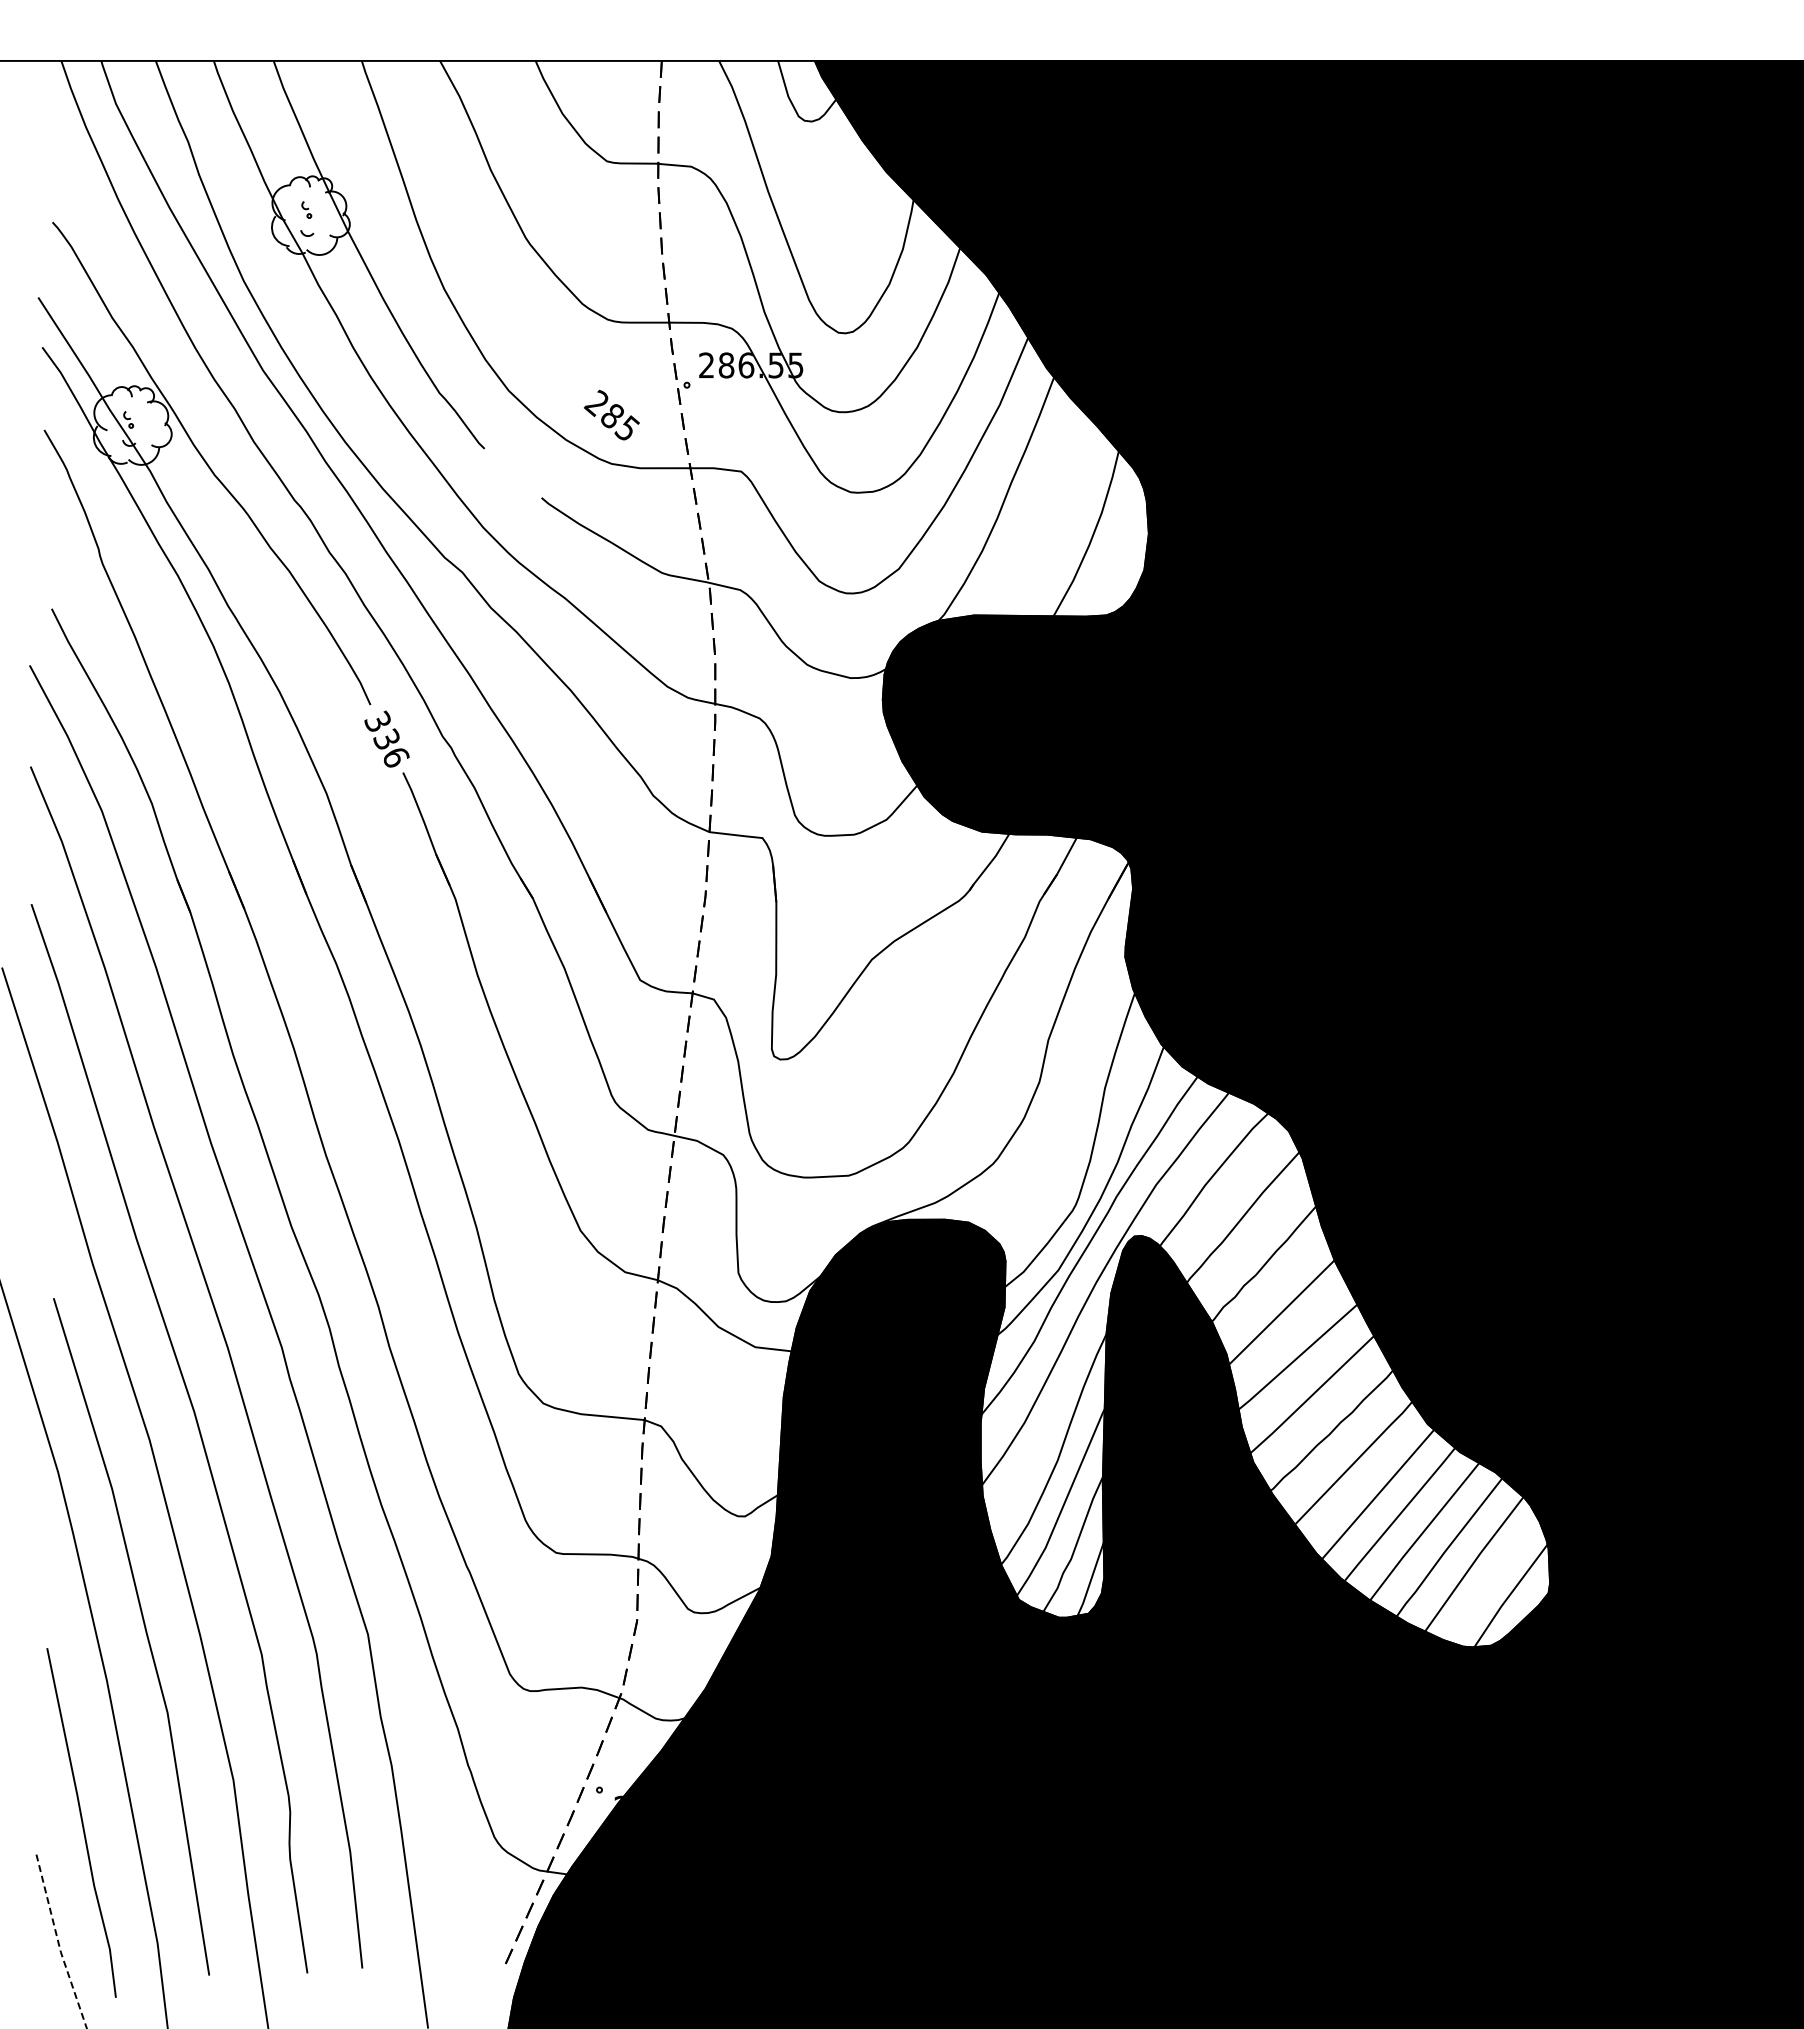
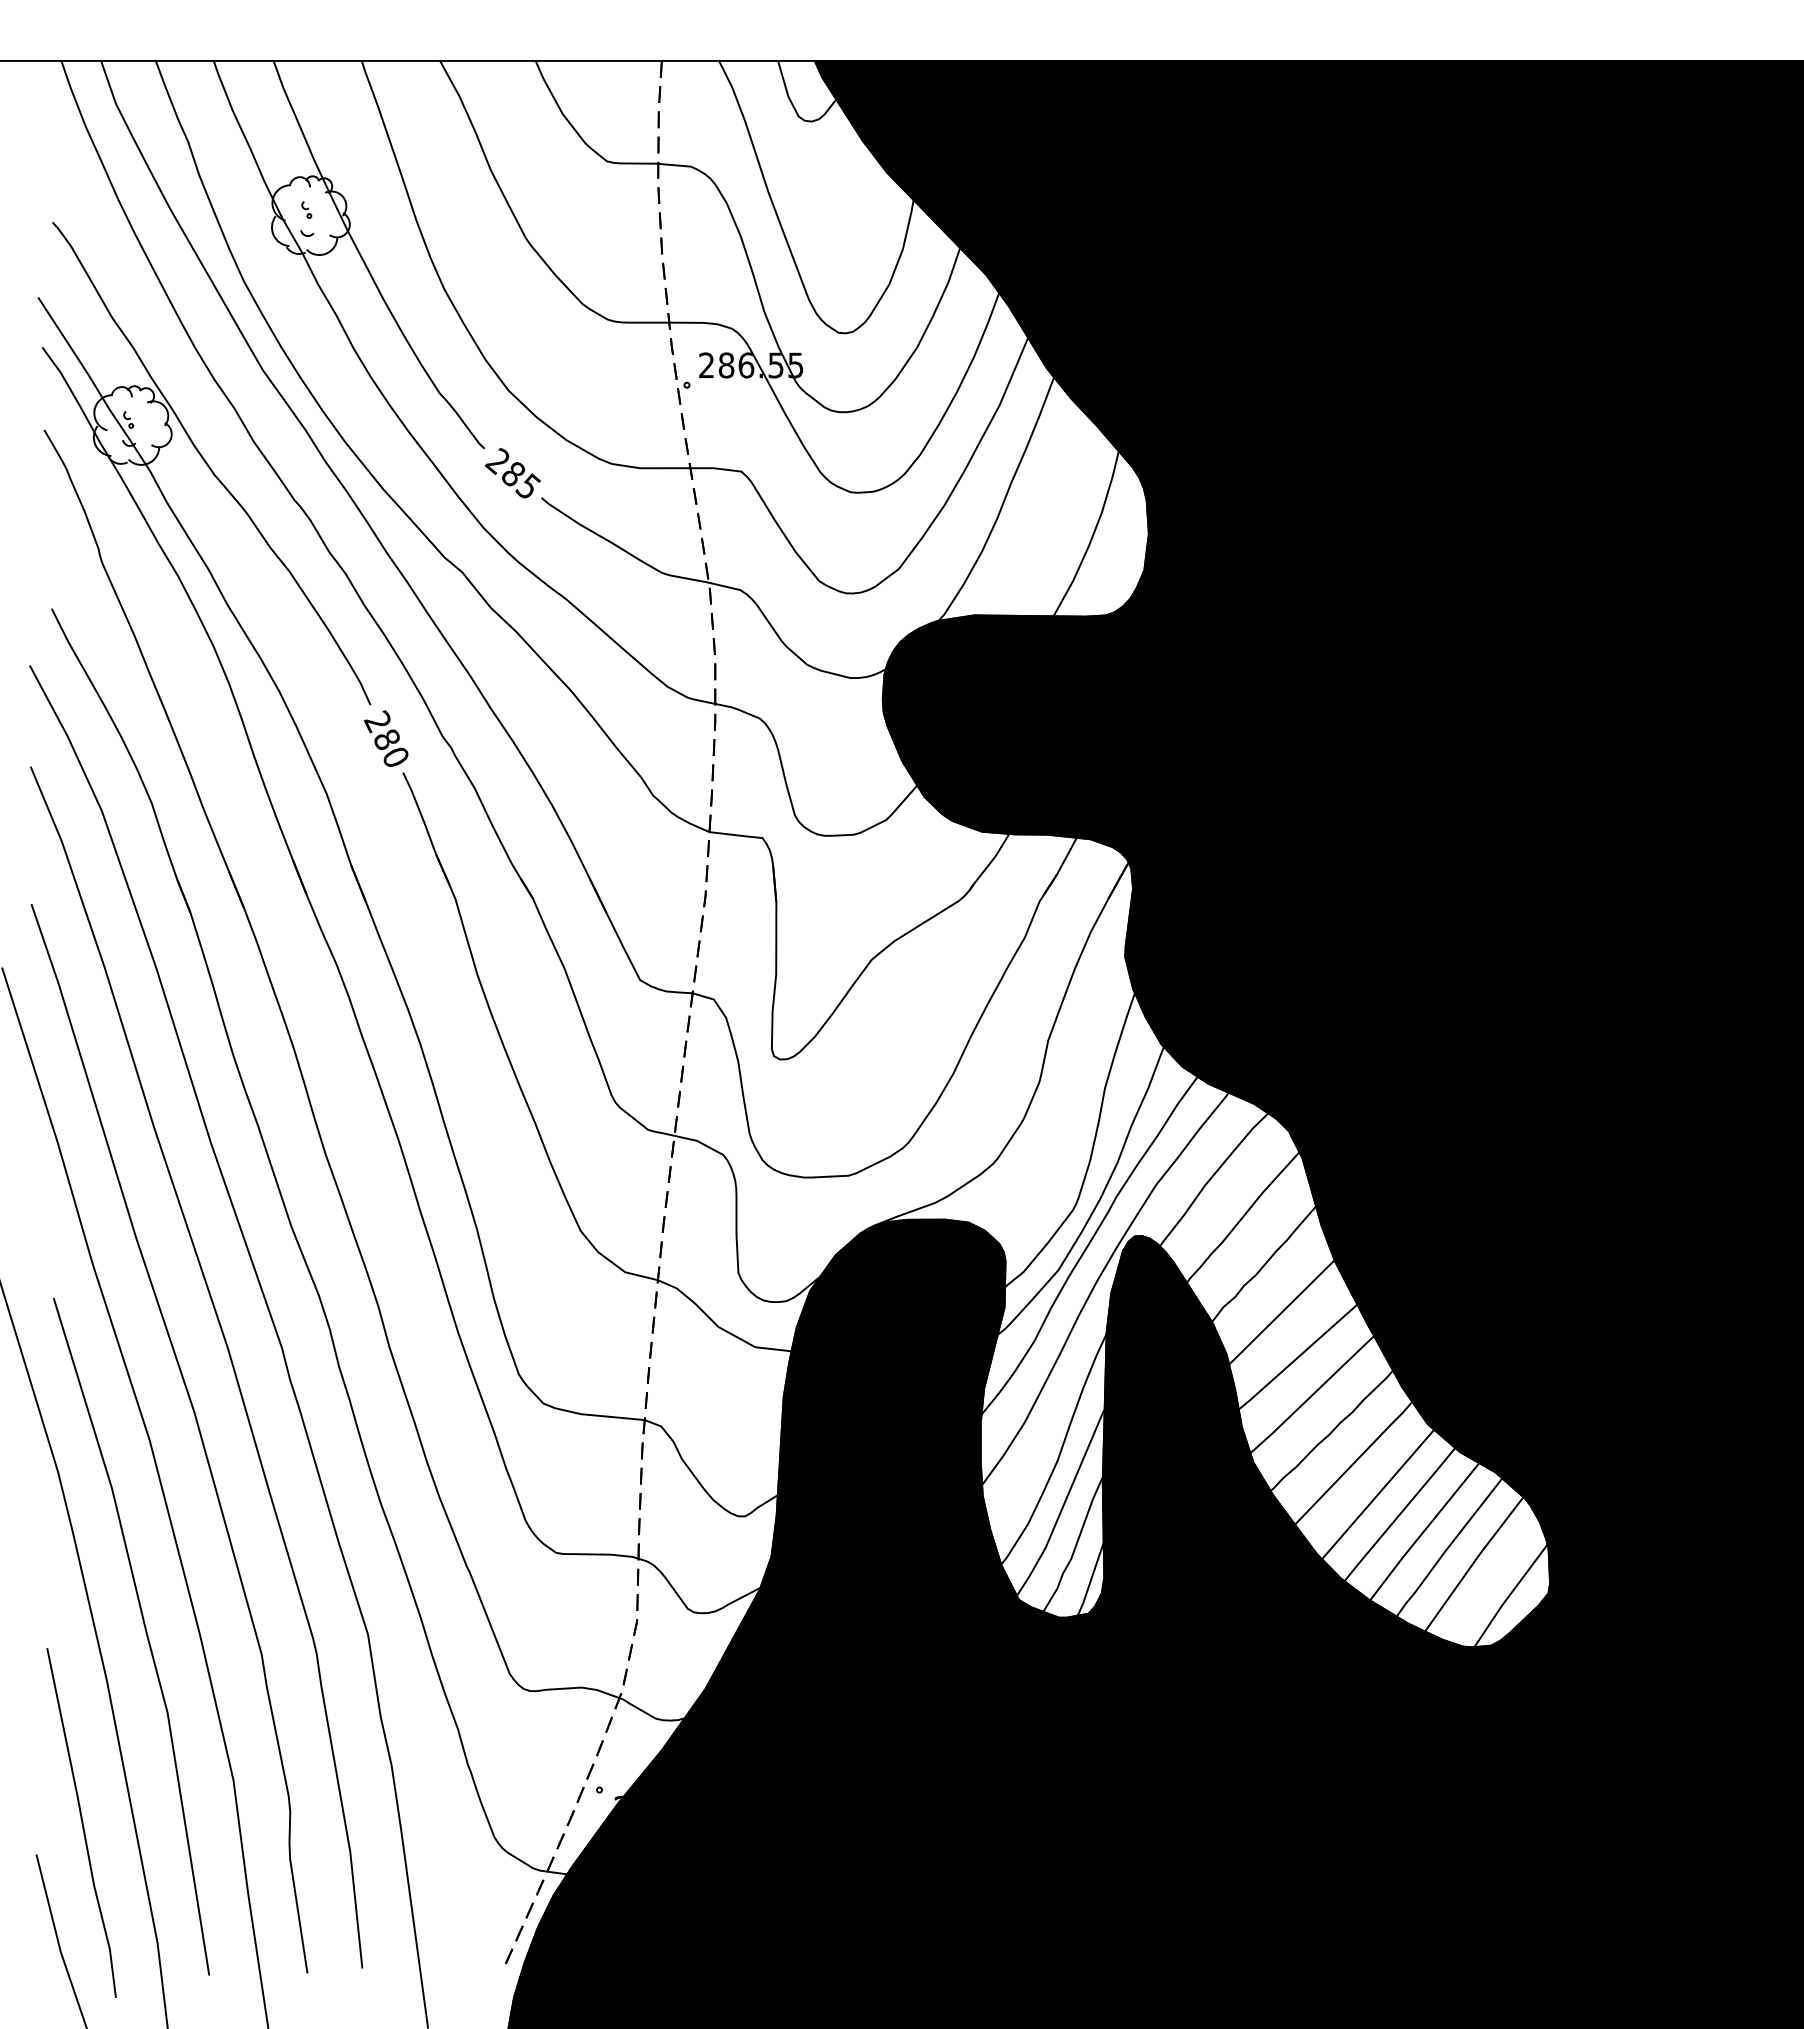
text position: (611, 414) -> (512, 472) (512, 472)
text: 336 -> 280 (386, 738)
line: dashed -> solid (58, 1942)
